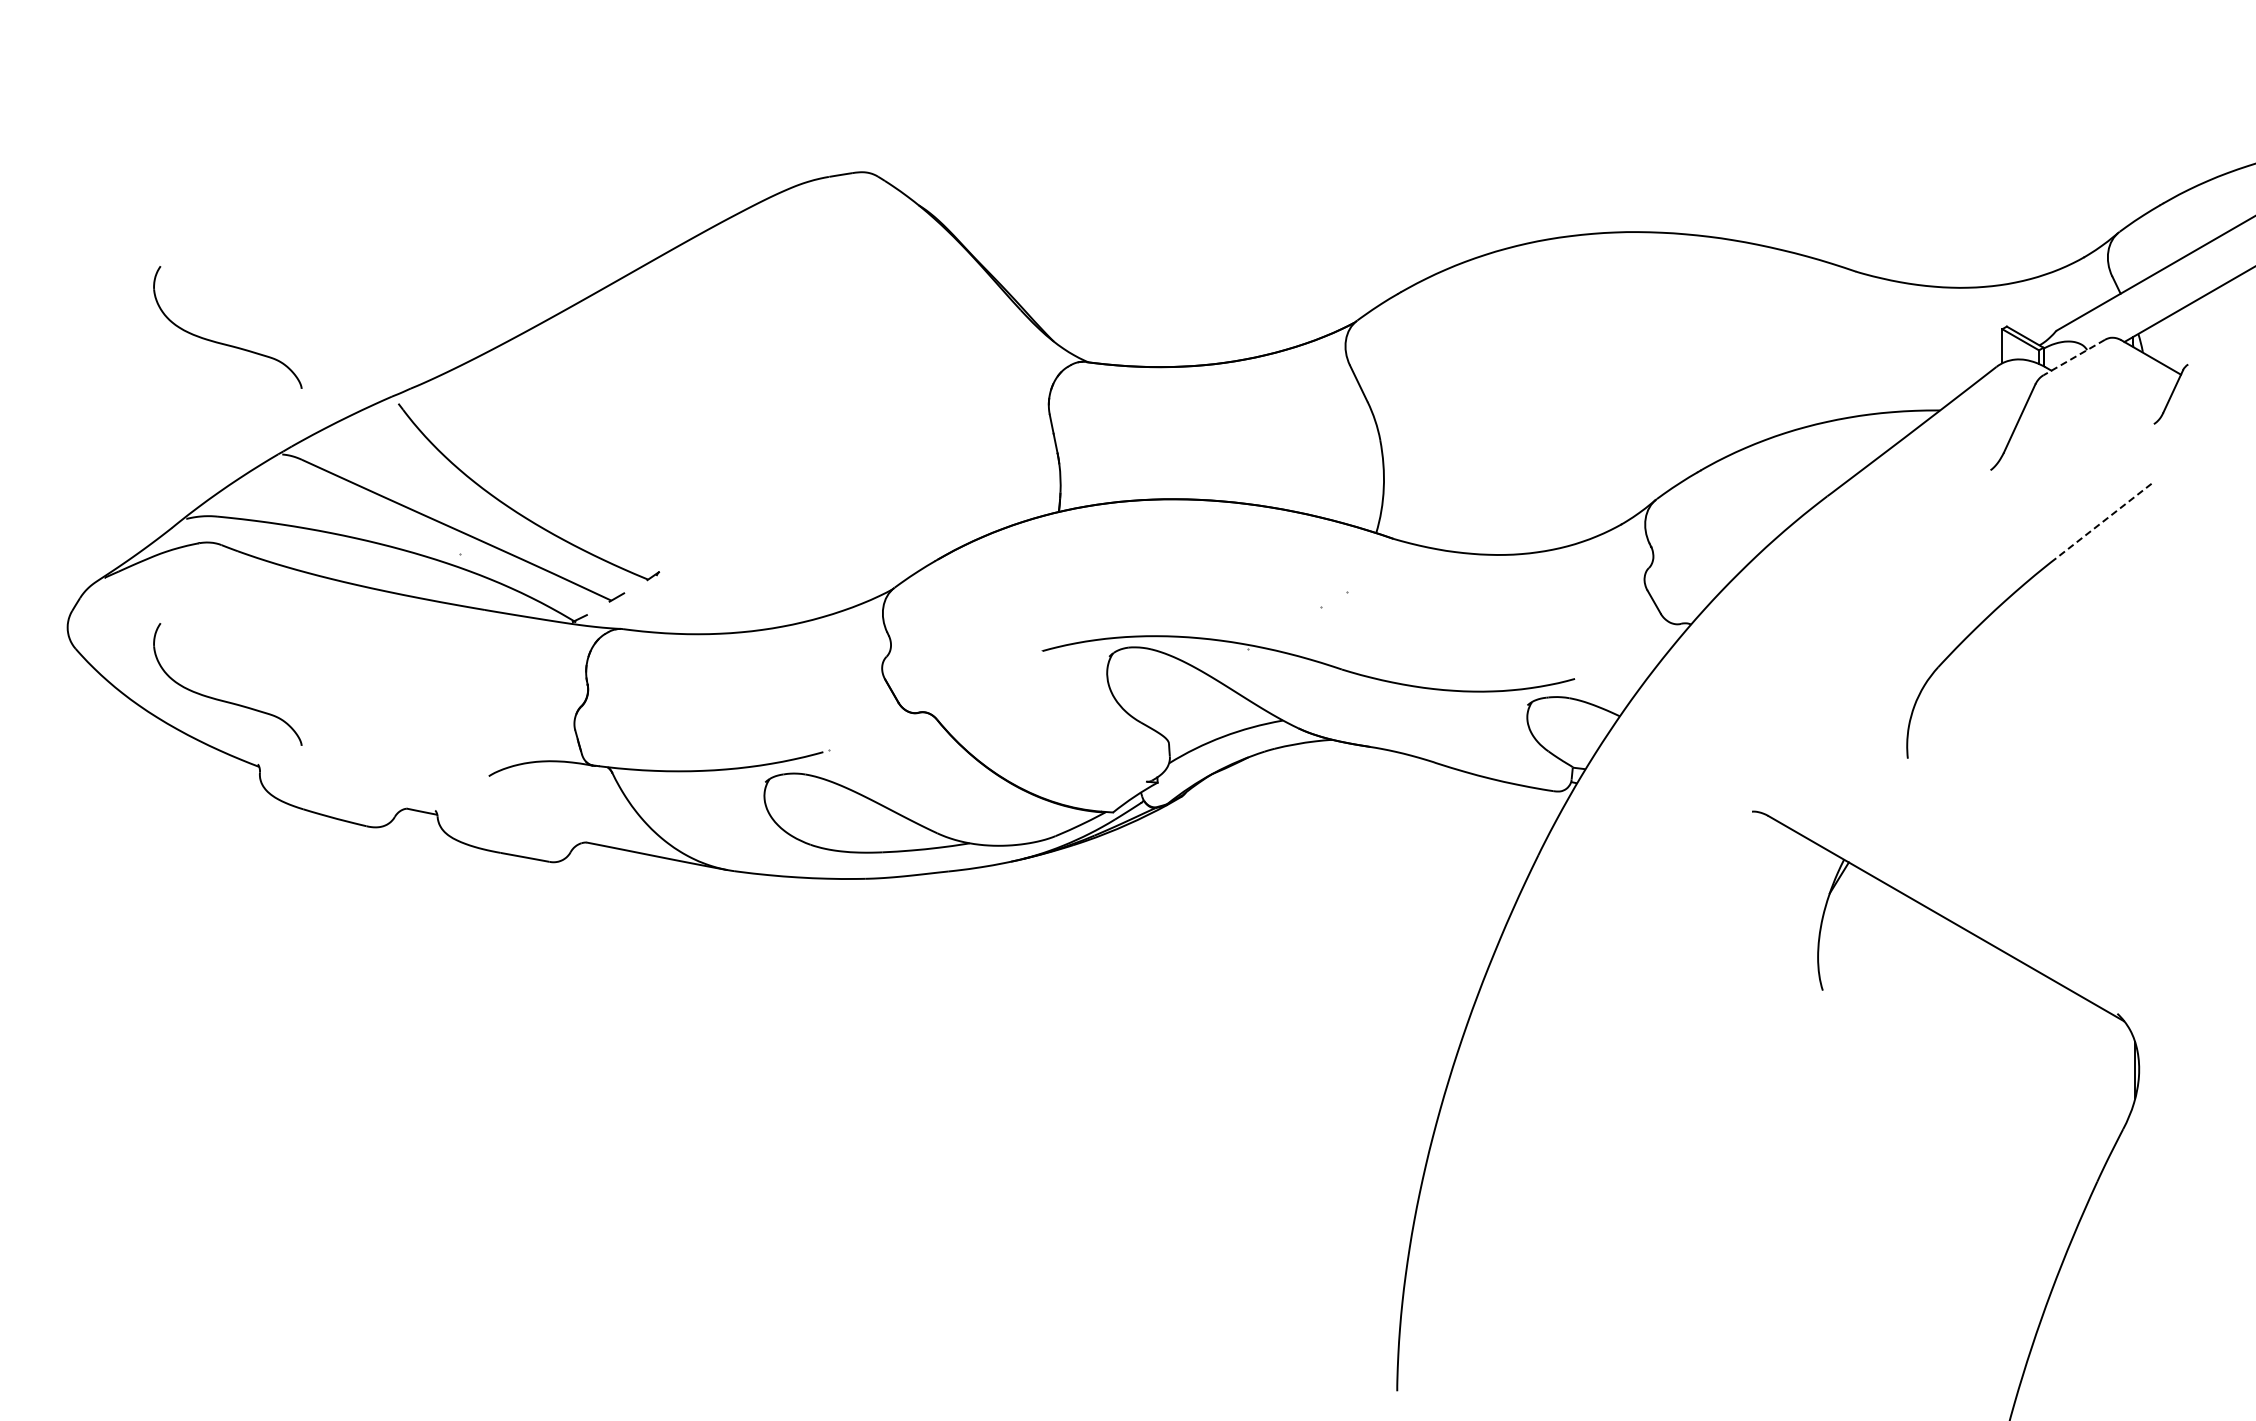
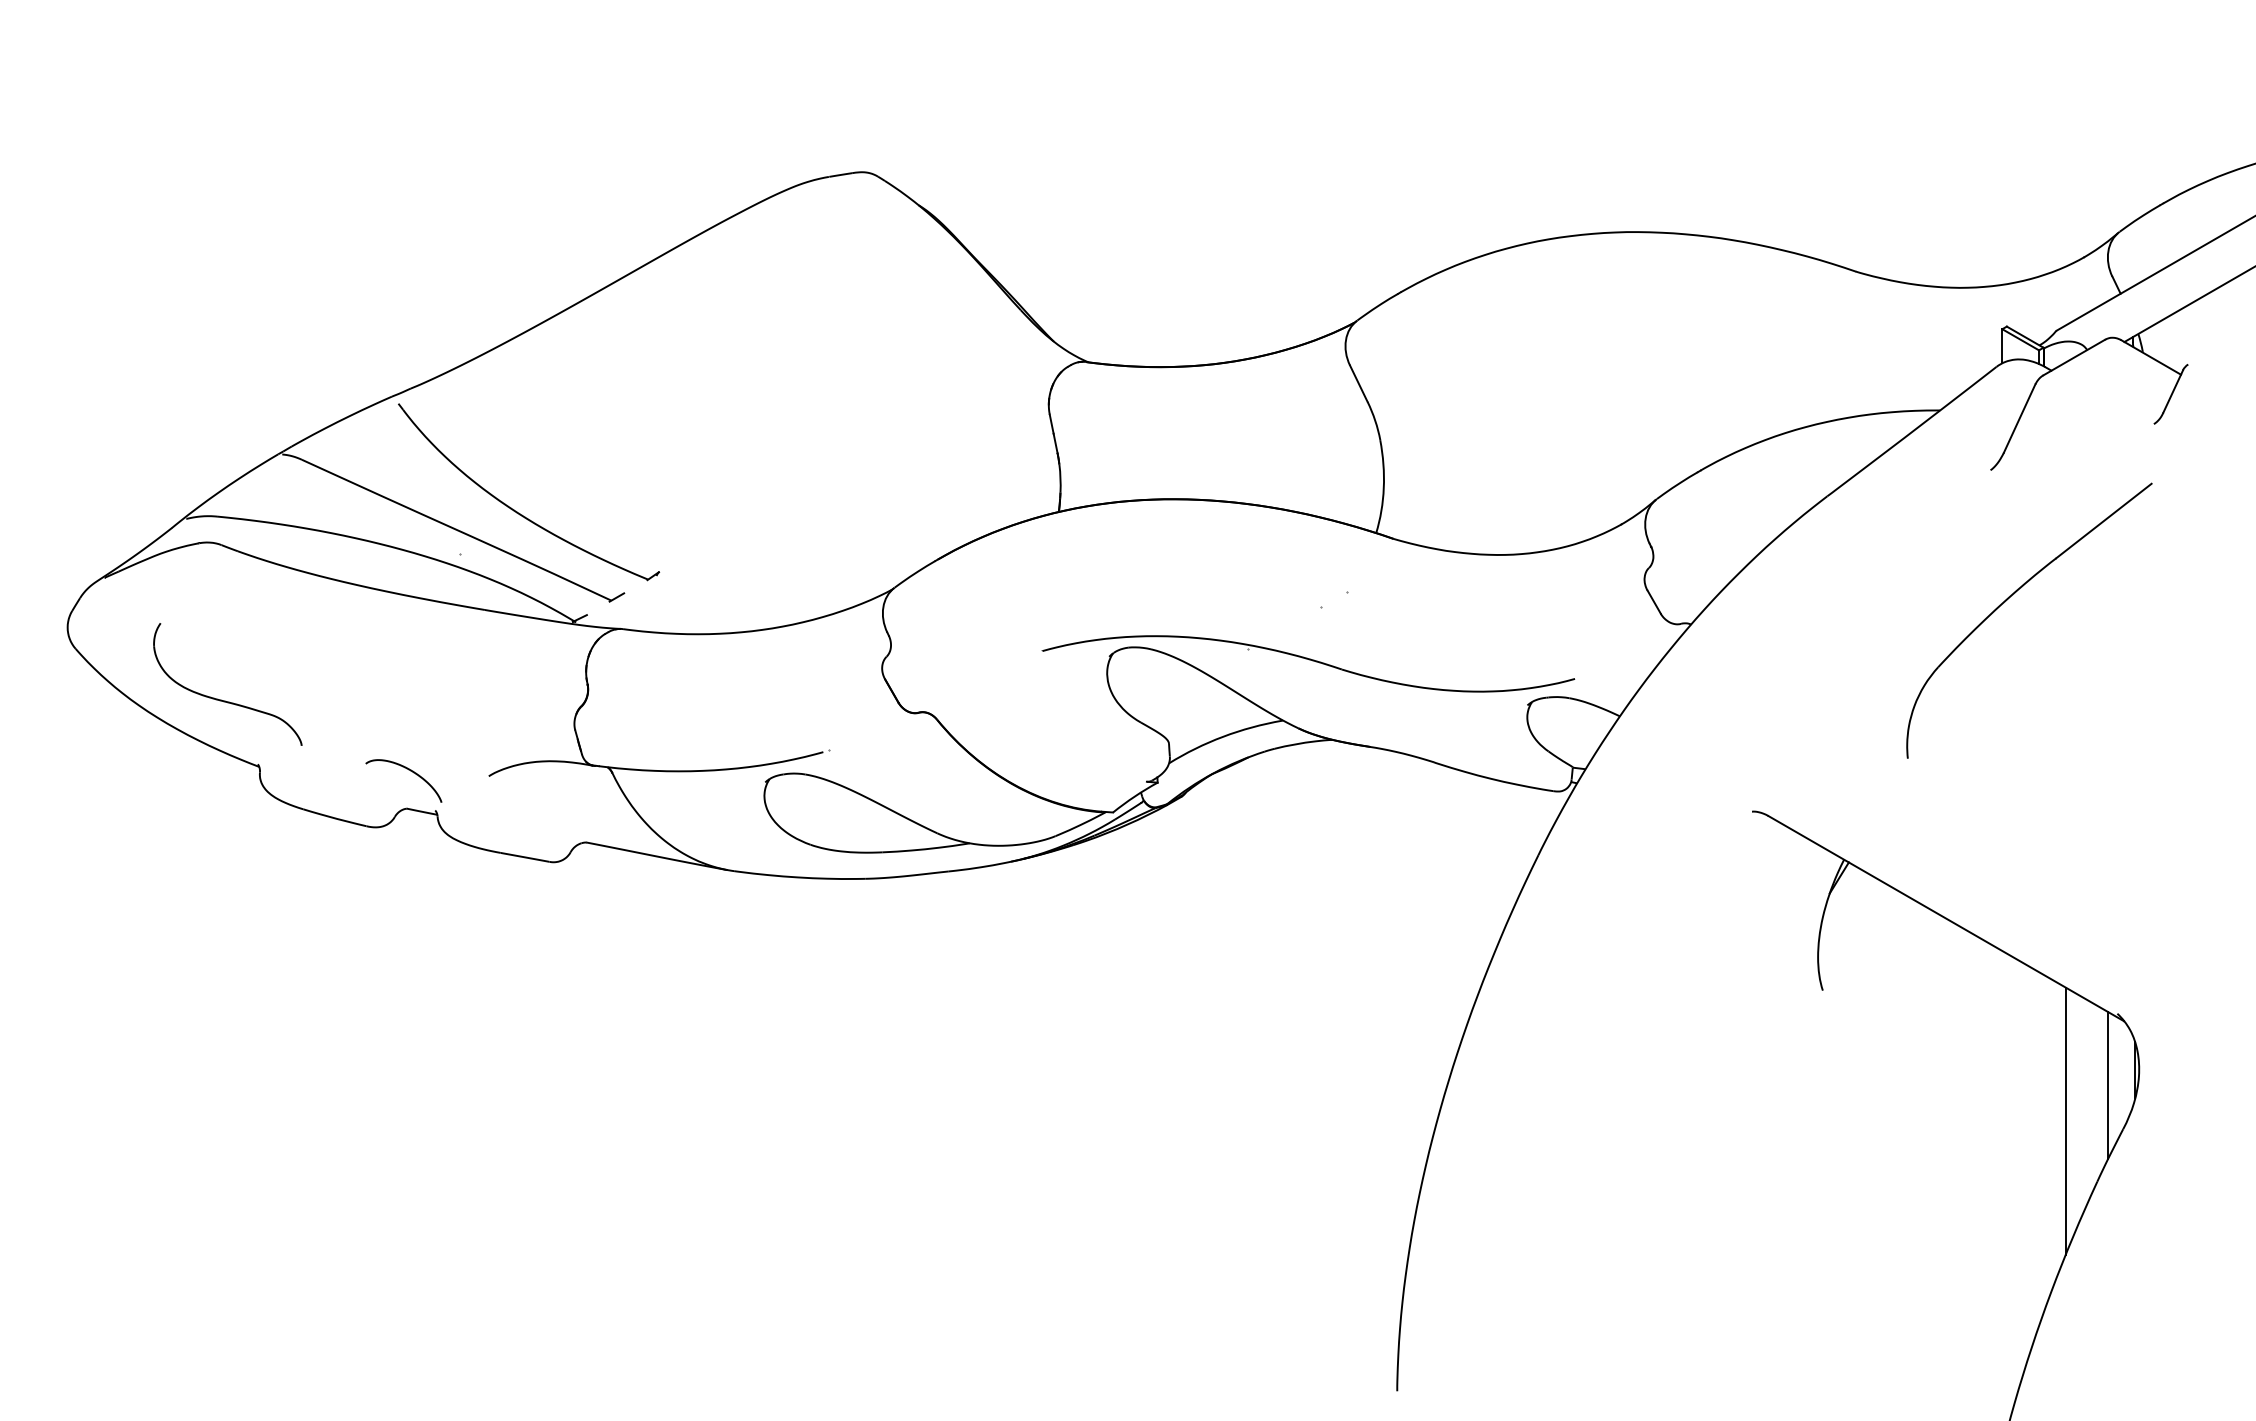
part: present -> none (225, 343)
line: dashed -> solid (2073, 357)
line: dashed -> solid (2103, 521)
curve: none -> present (408, 770)
line: none -> present (2108, 1085)
line: none -> present (2065, 1120)
